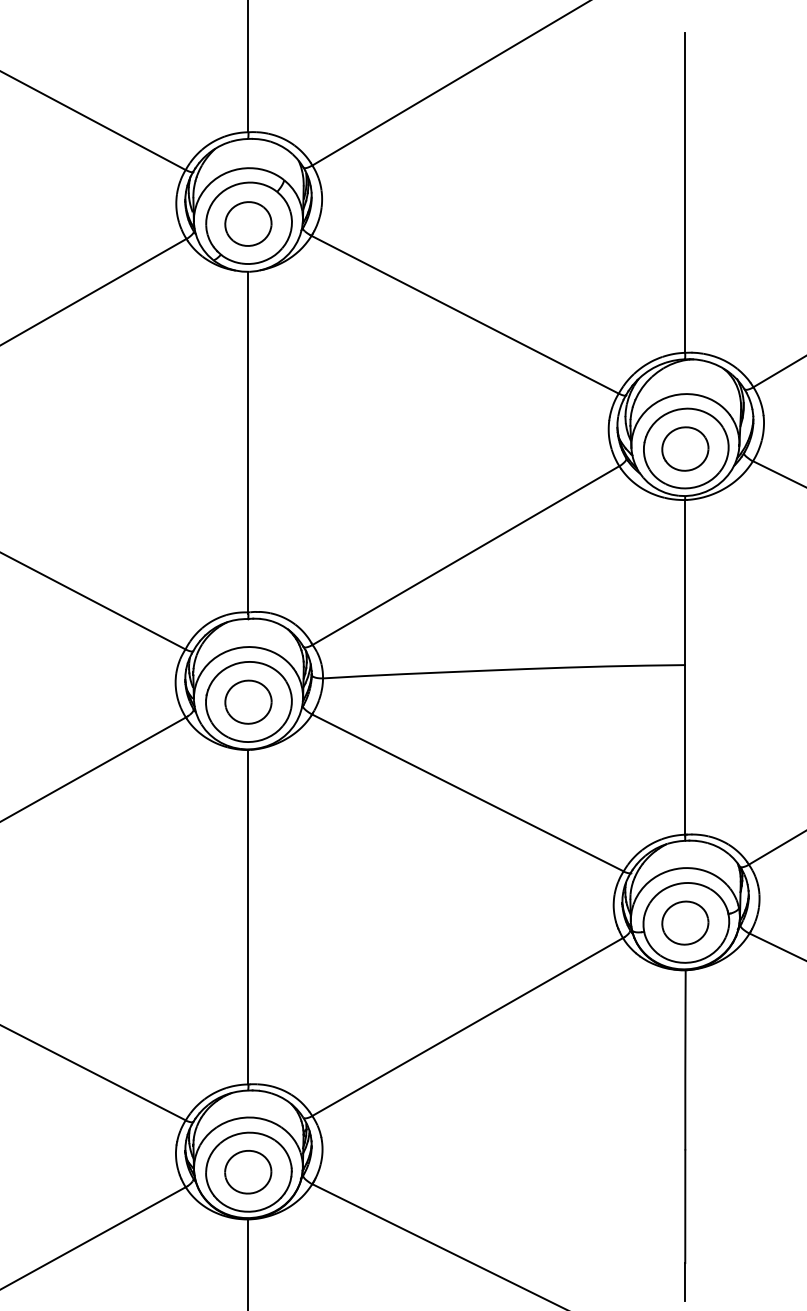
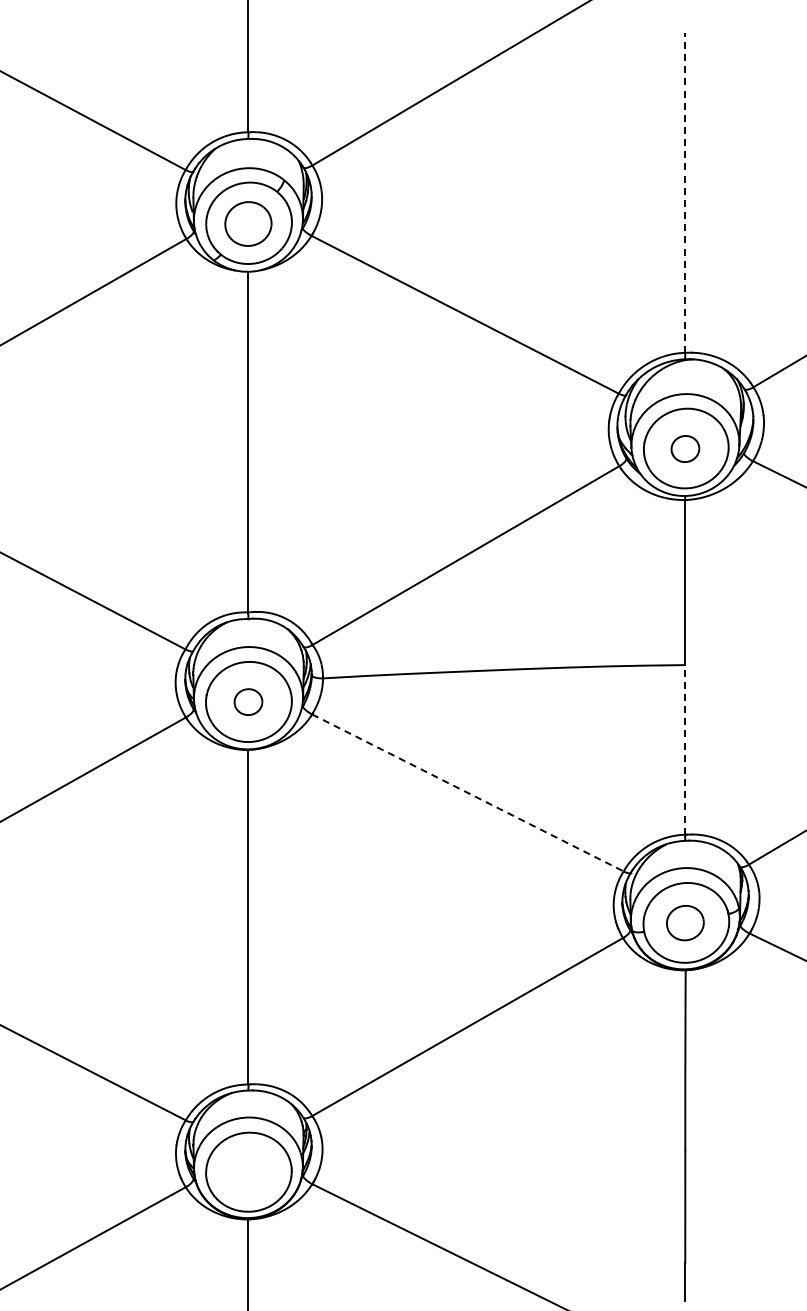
line: solid -> dashed (685, 193)
part size: 49x46 px -> 31x28 px (685, 448)
part size: 49x46 px -> 31x28 px (248, 701)
line: solid -> dashed (685, 749)
line: solid -> dashed (468, 793)
part size: 49x46 px -> 39x37 px (685, 923)
part: present -> none (248, 1172)
